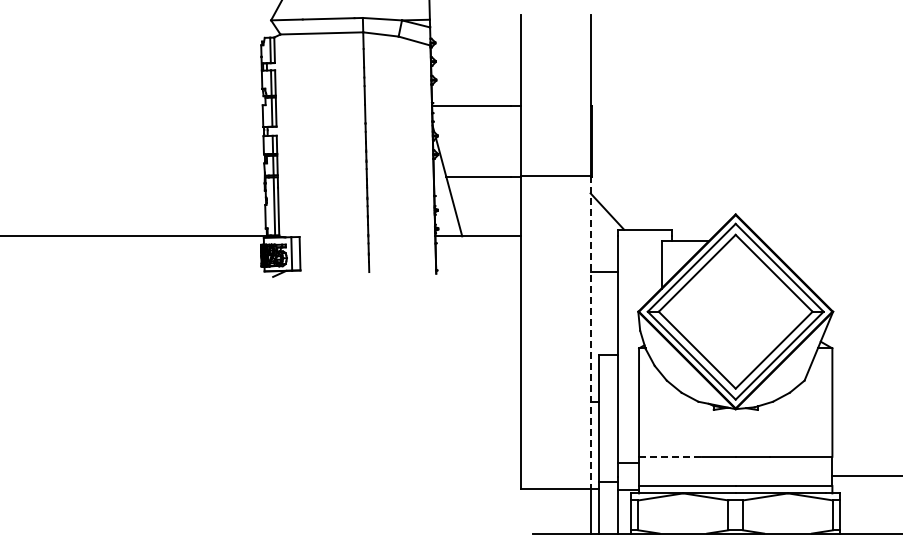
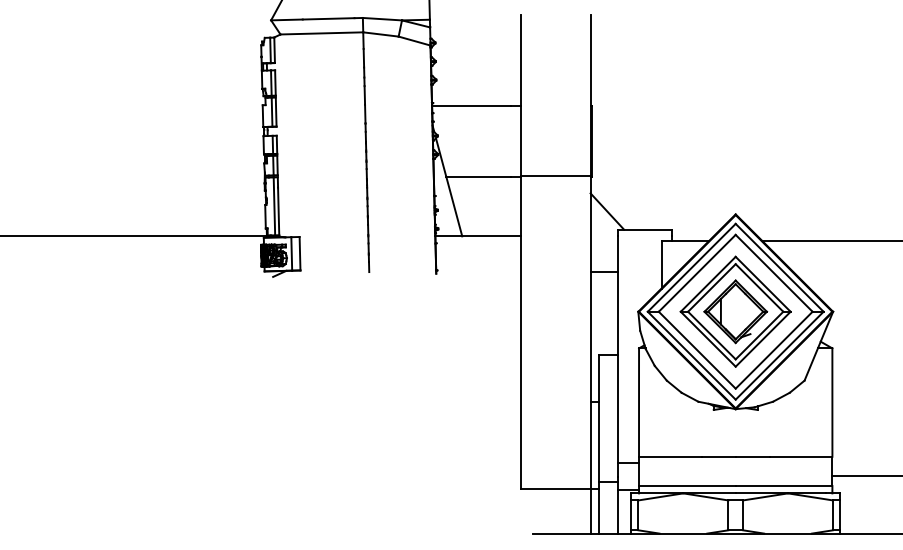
line: none -> present (830, 241)
part: none -> present (735, 311)
line: dashed -> solid (590, 332)
line: dashed -> solid (670, 456)
